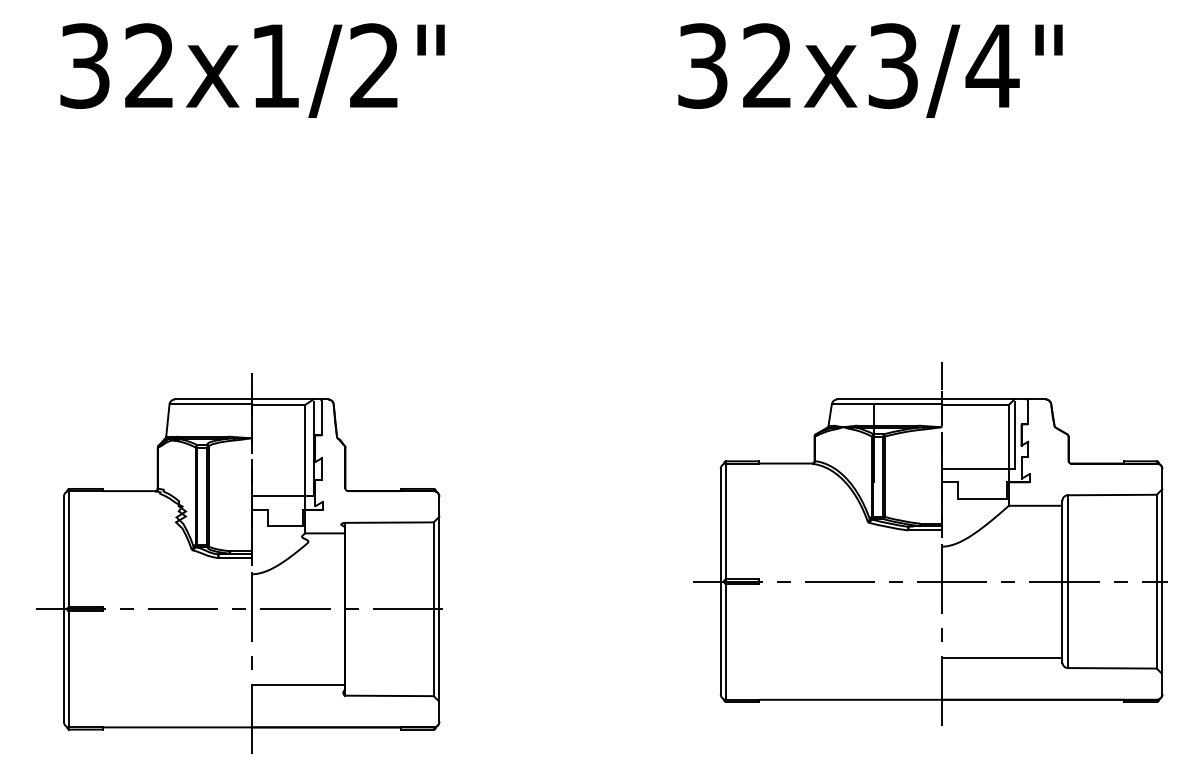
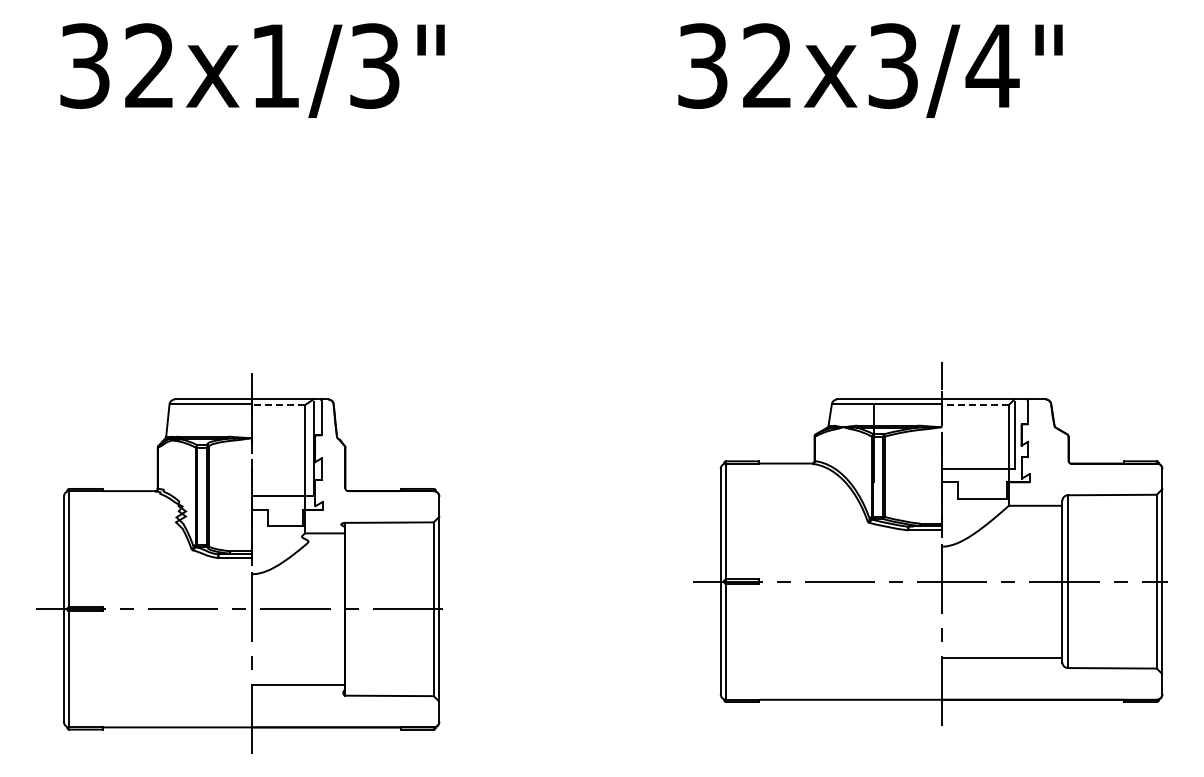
text: 32x1/2" -> 32x1/3" (374, 66)
line: solid -> dashed (278, 405)
line: solid -> dashed (975, 405)
